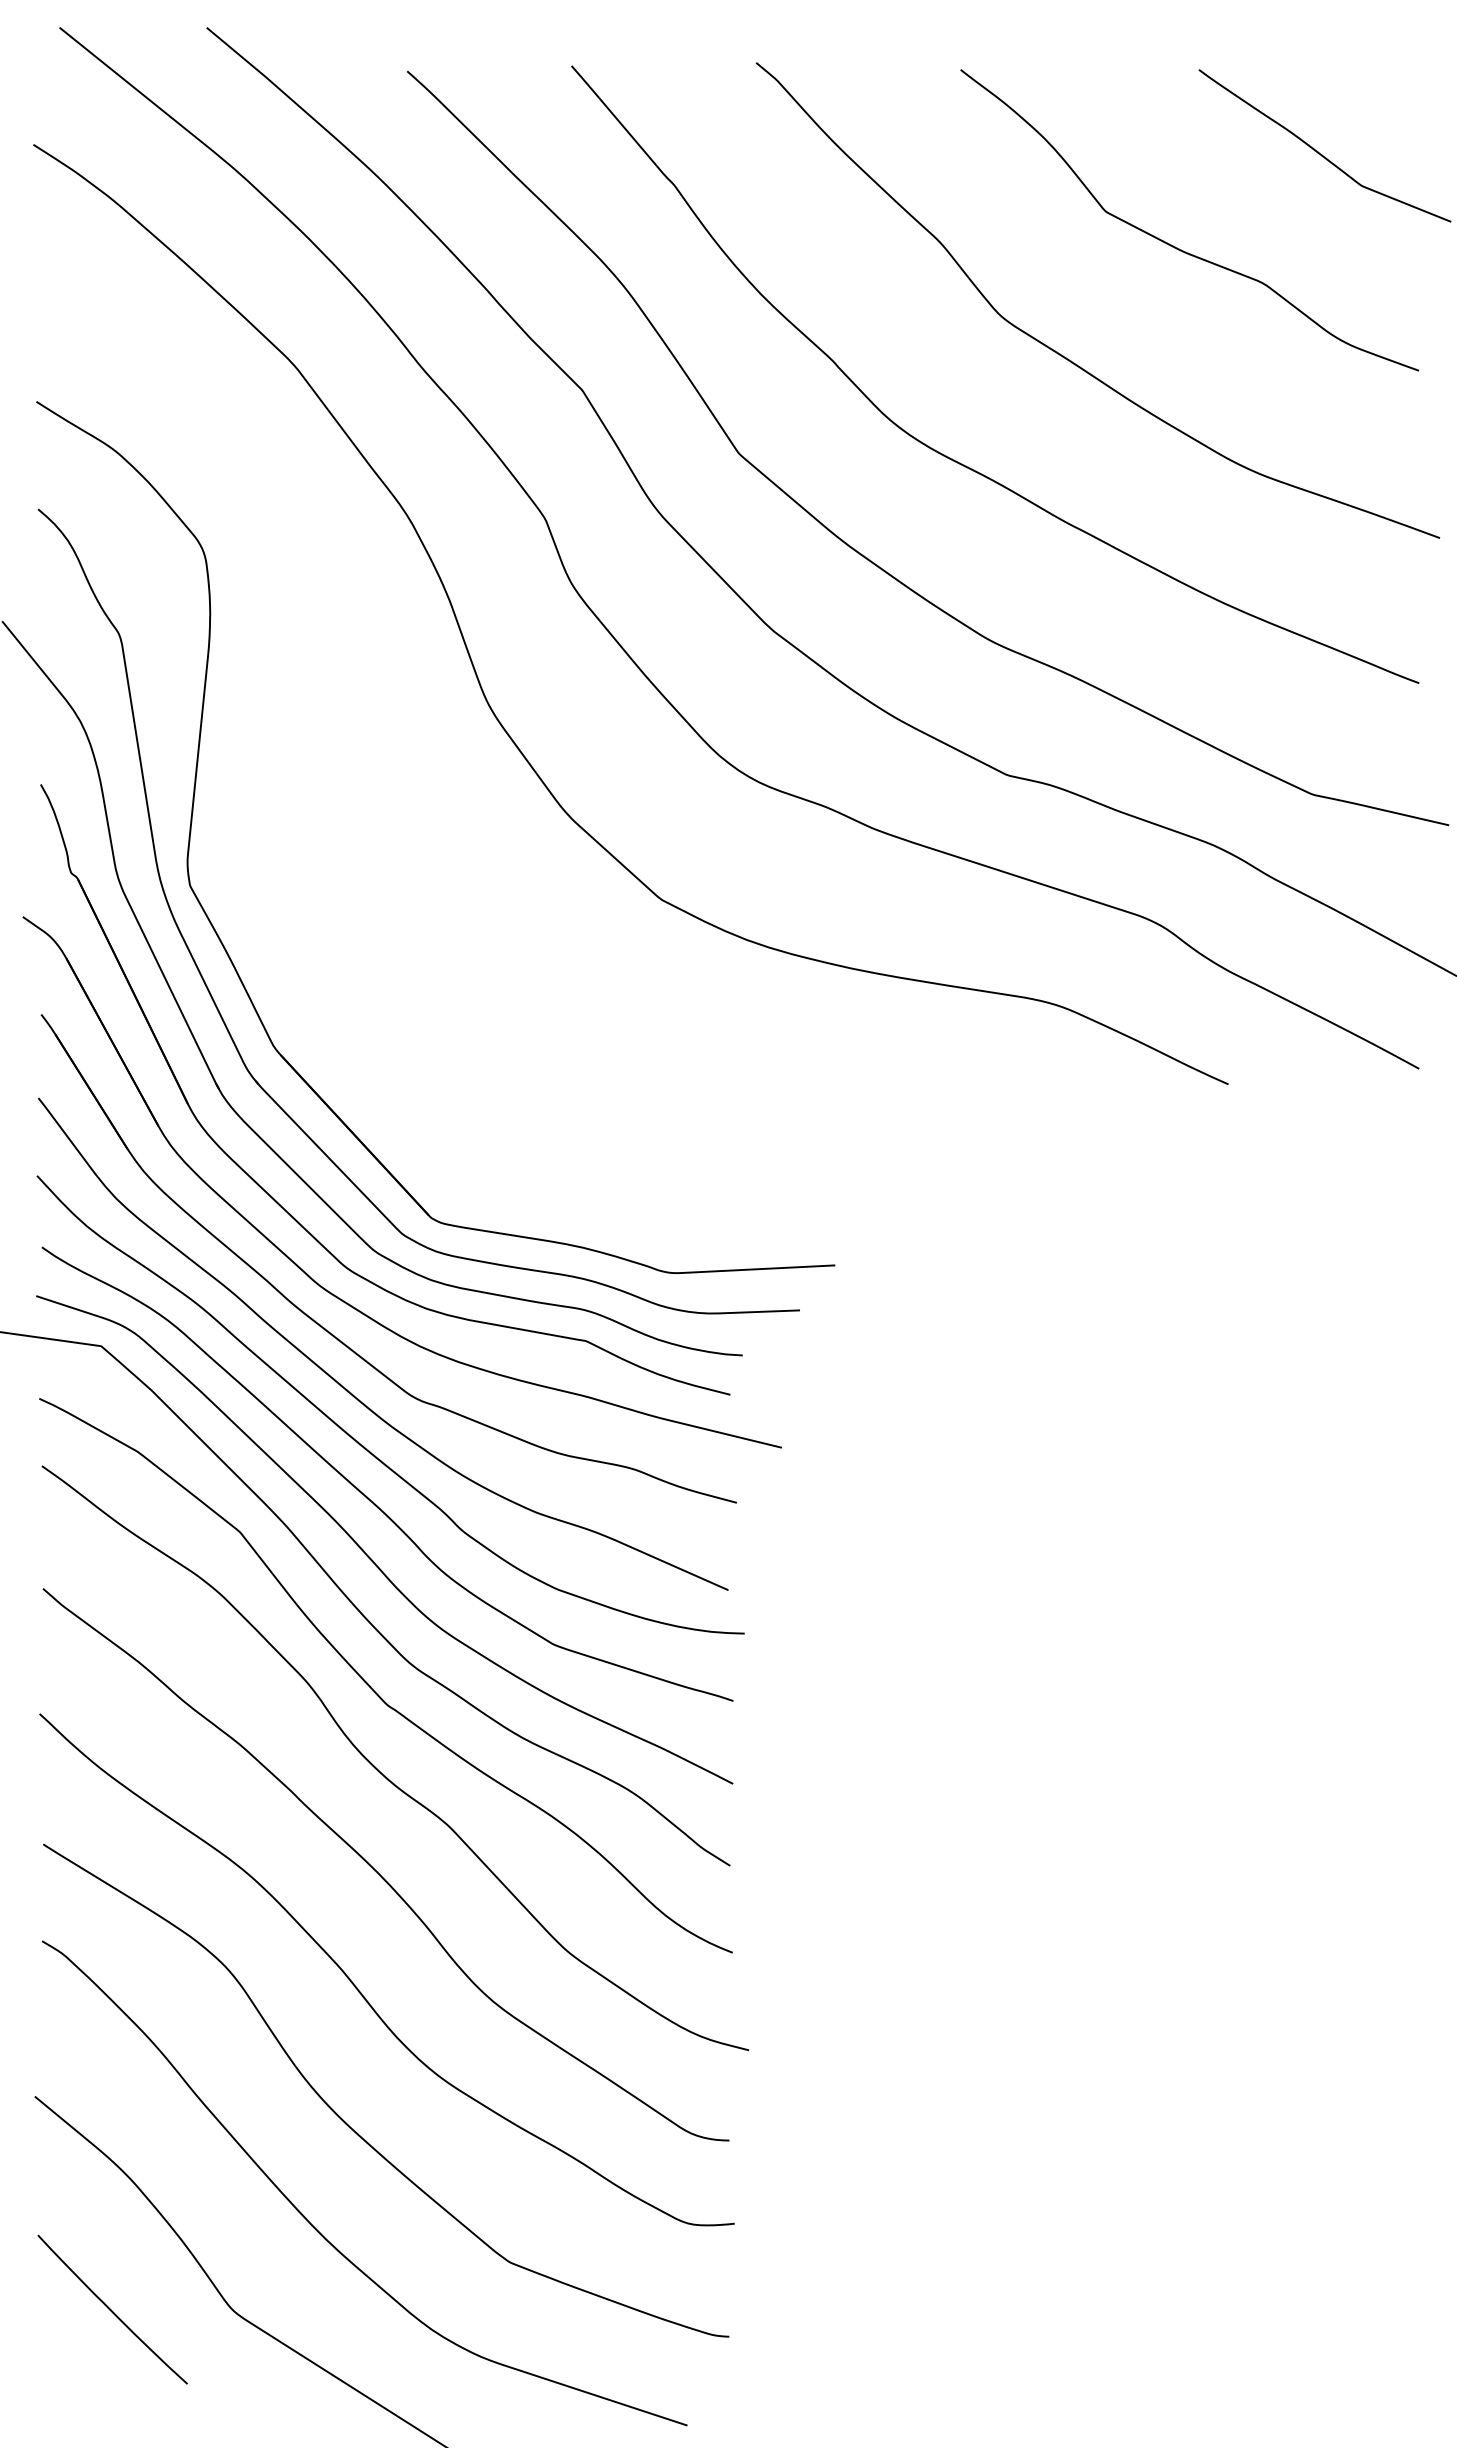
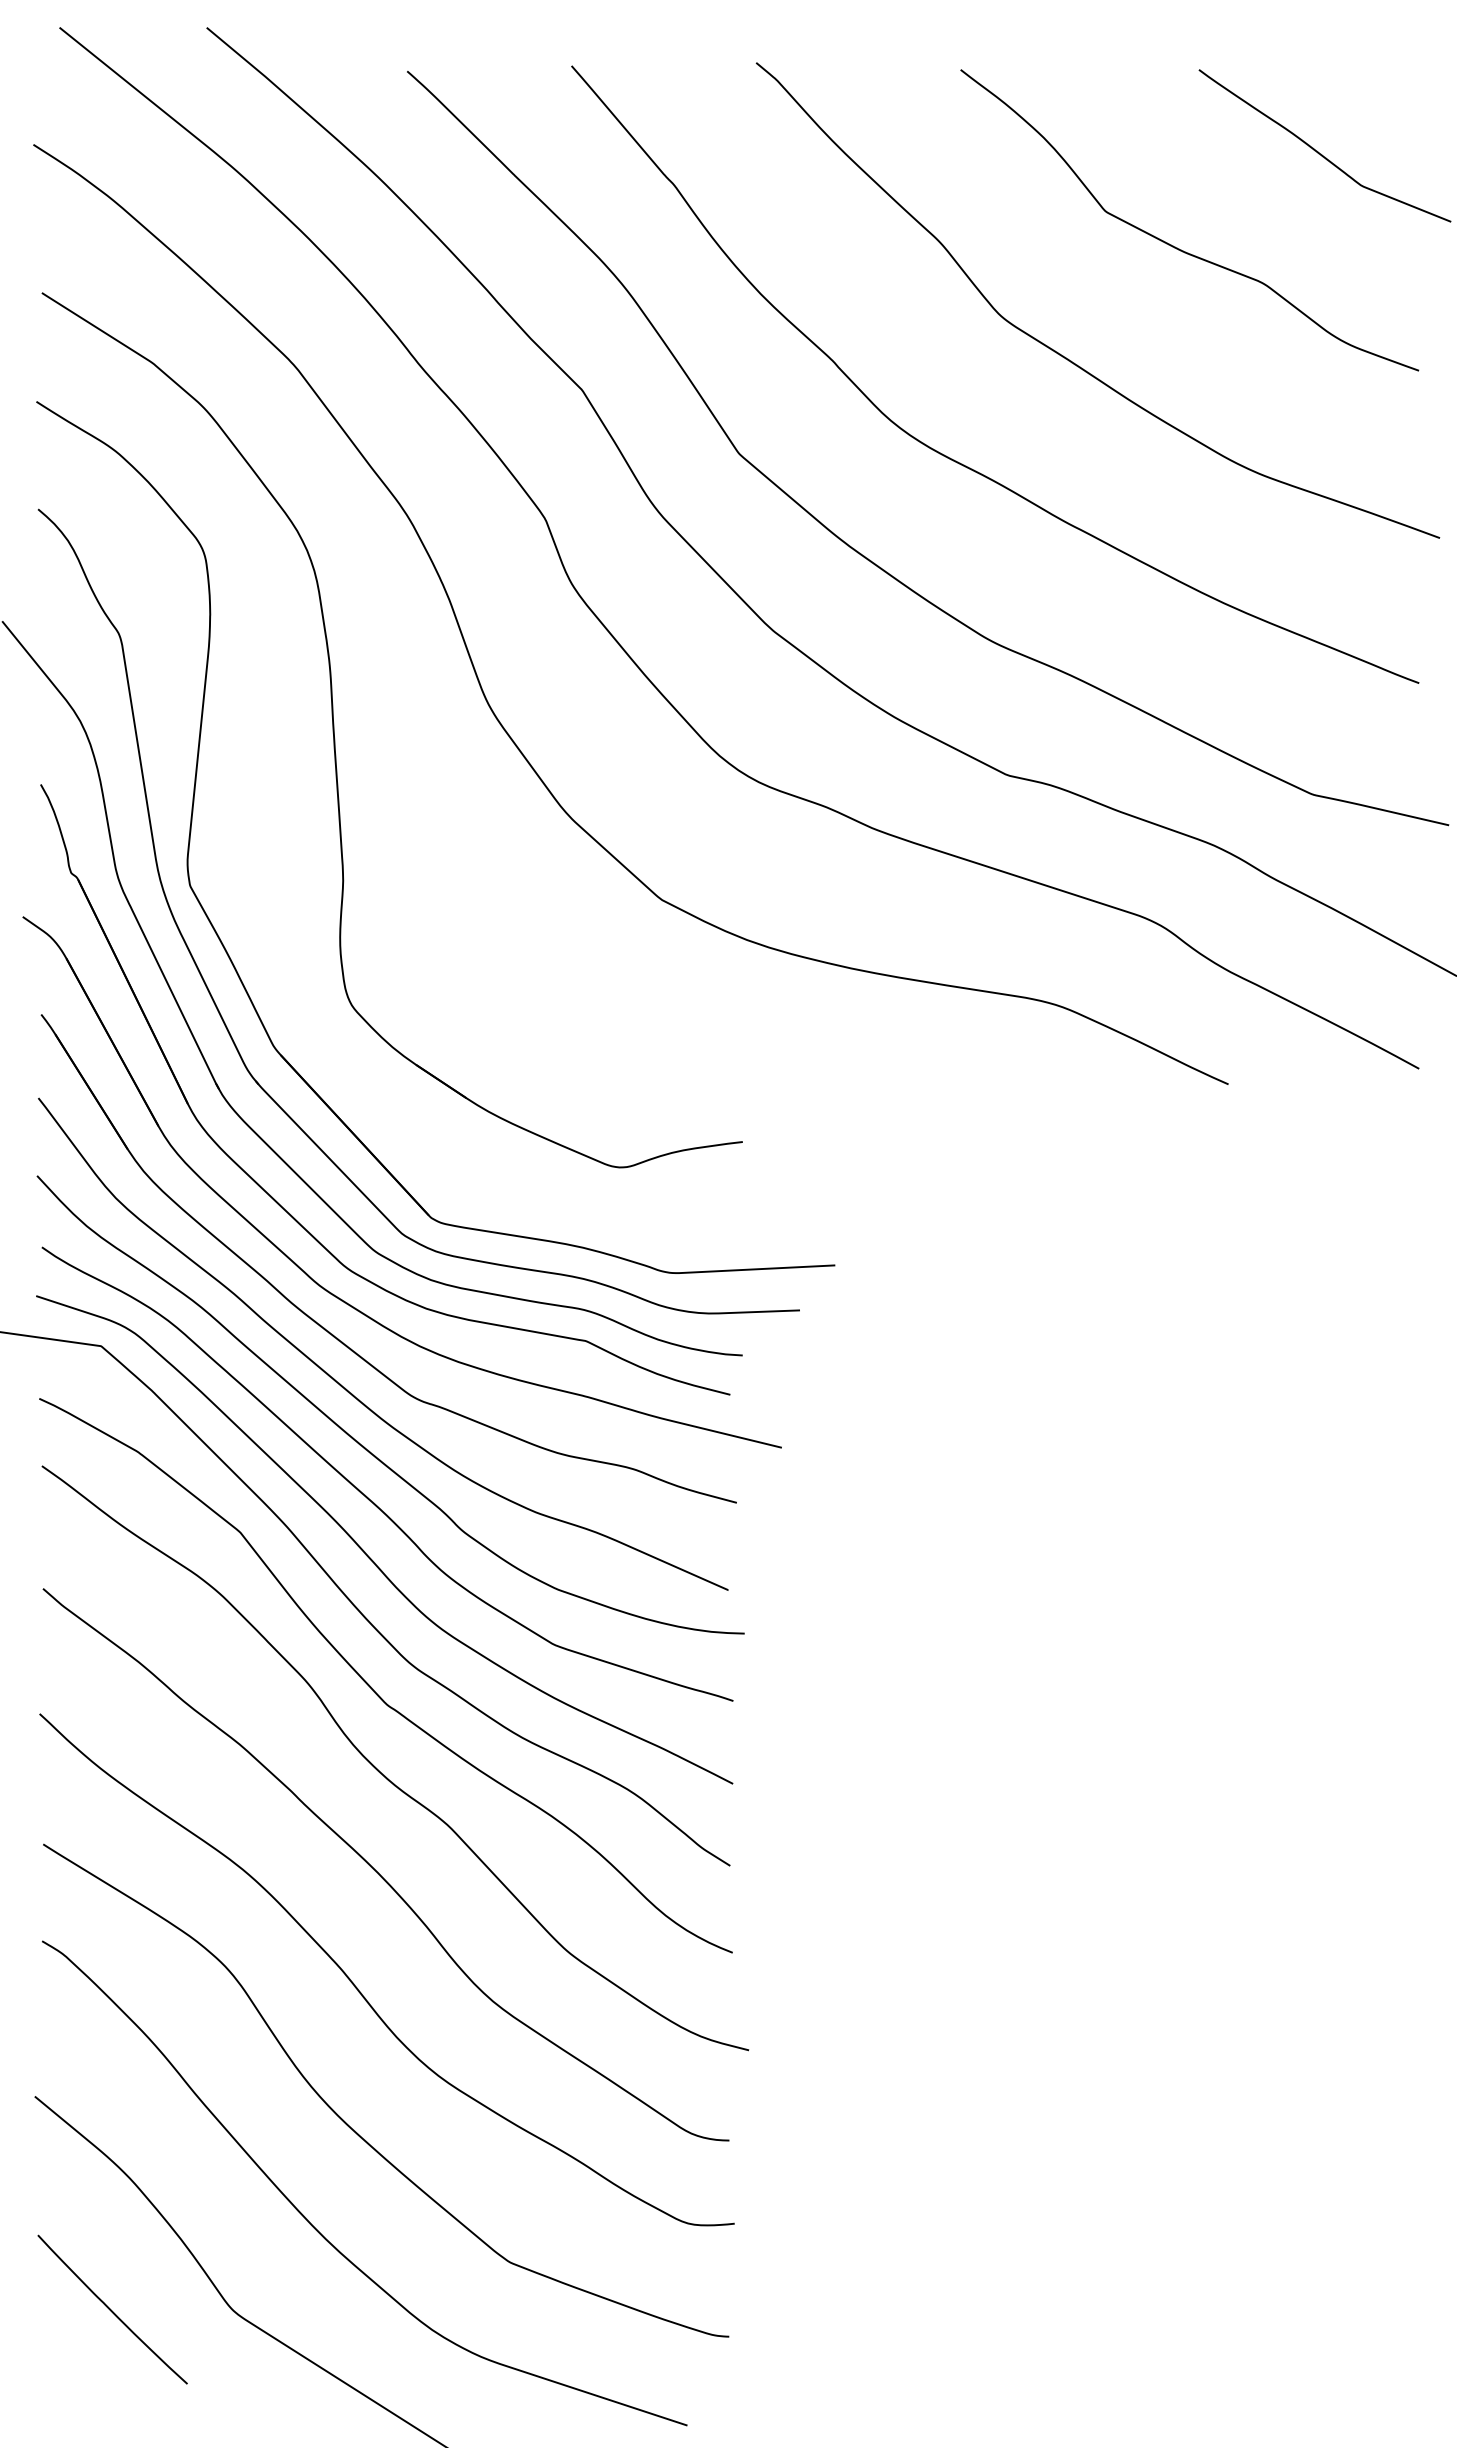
part: none -> present (335, 738)
